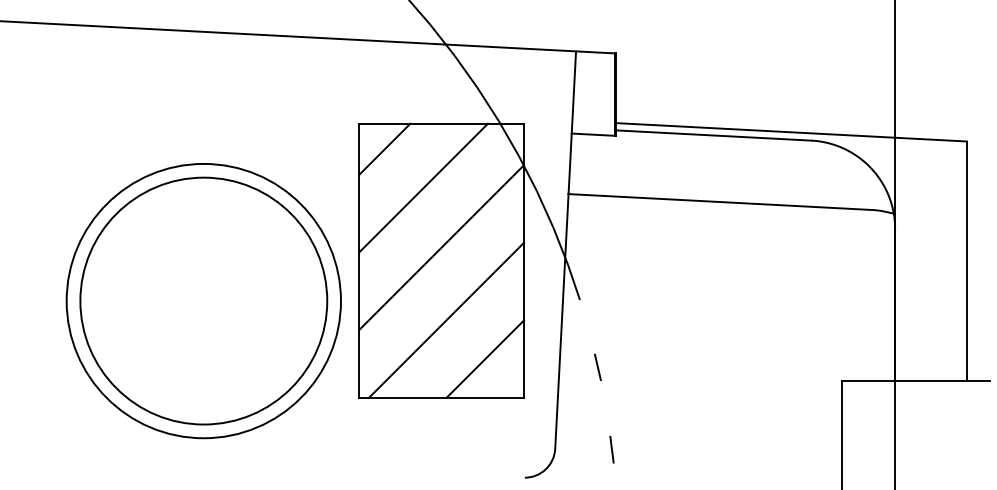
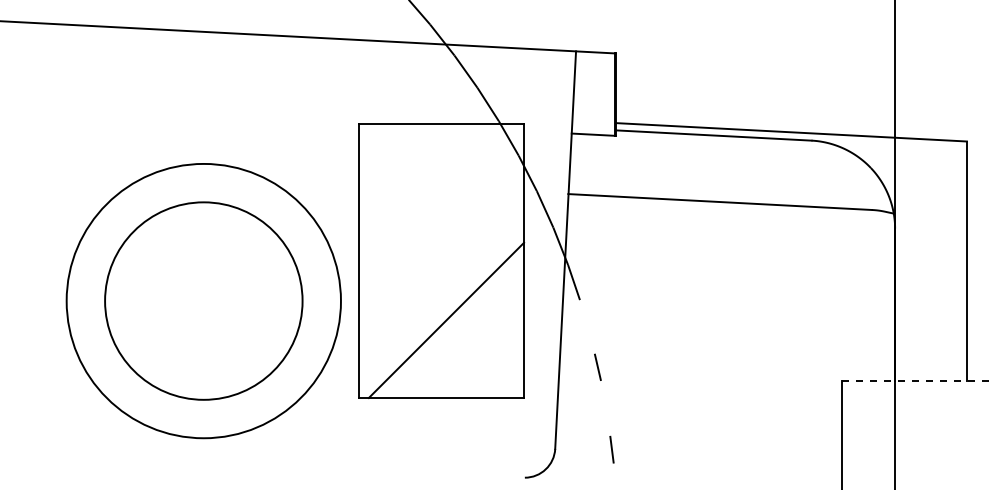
line: present -> none (384, 148)
line: present -> none (423, 187)
line: present -> none (441, 247)
circle diameter: 247 px -> 197 px (203, 300)
line: present -> none (485, 358)
line: solid -> dashed (916, 381)
